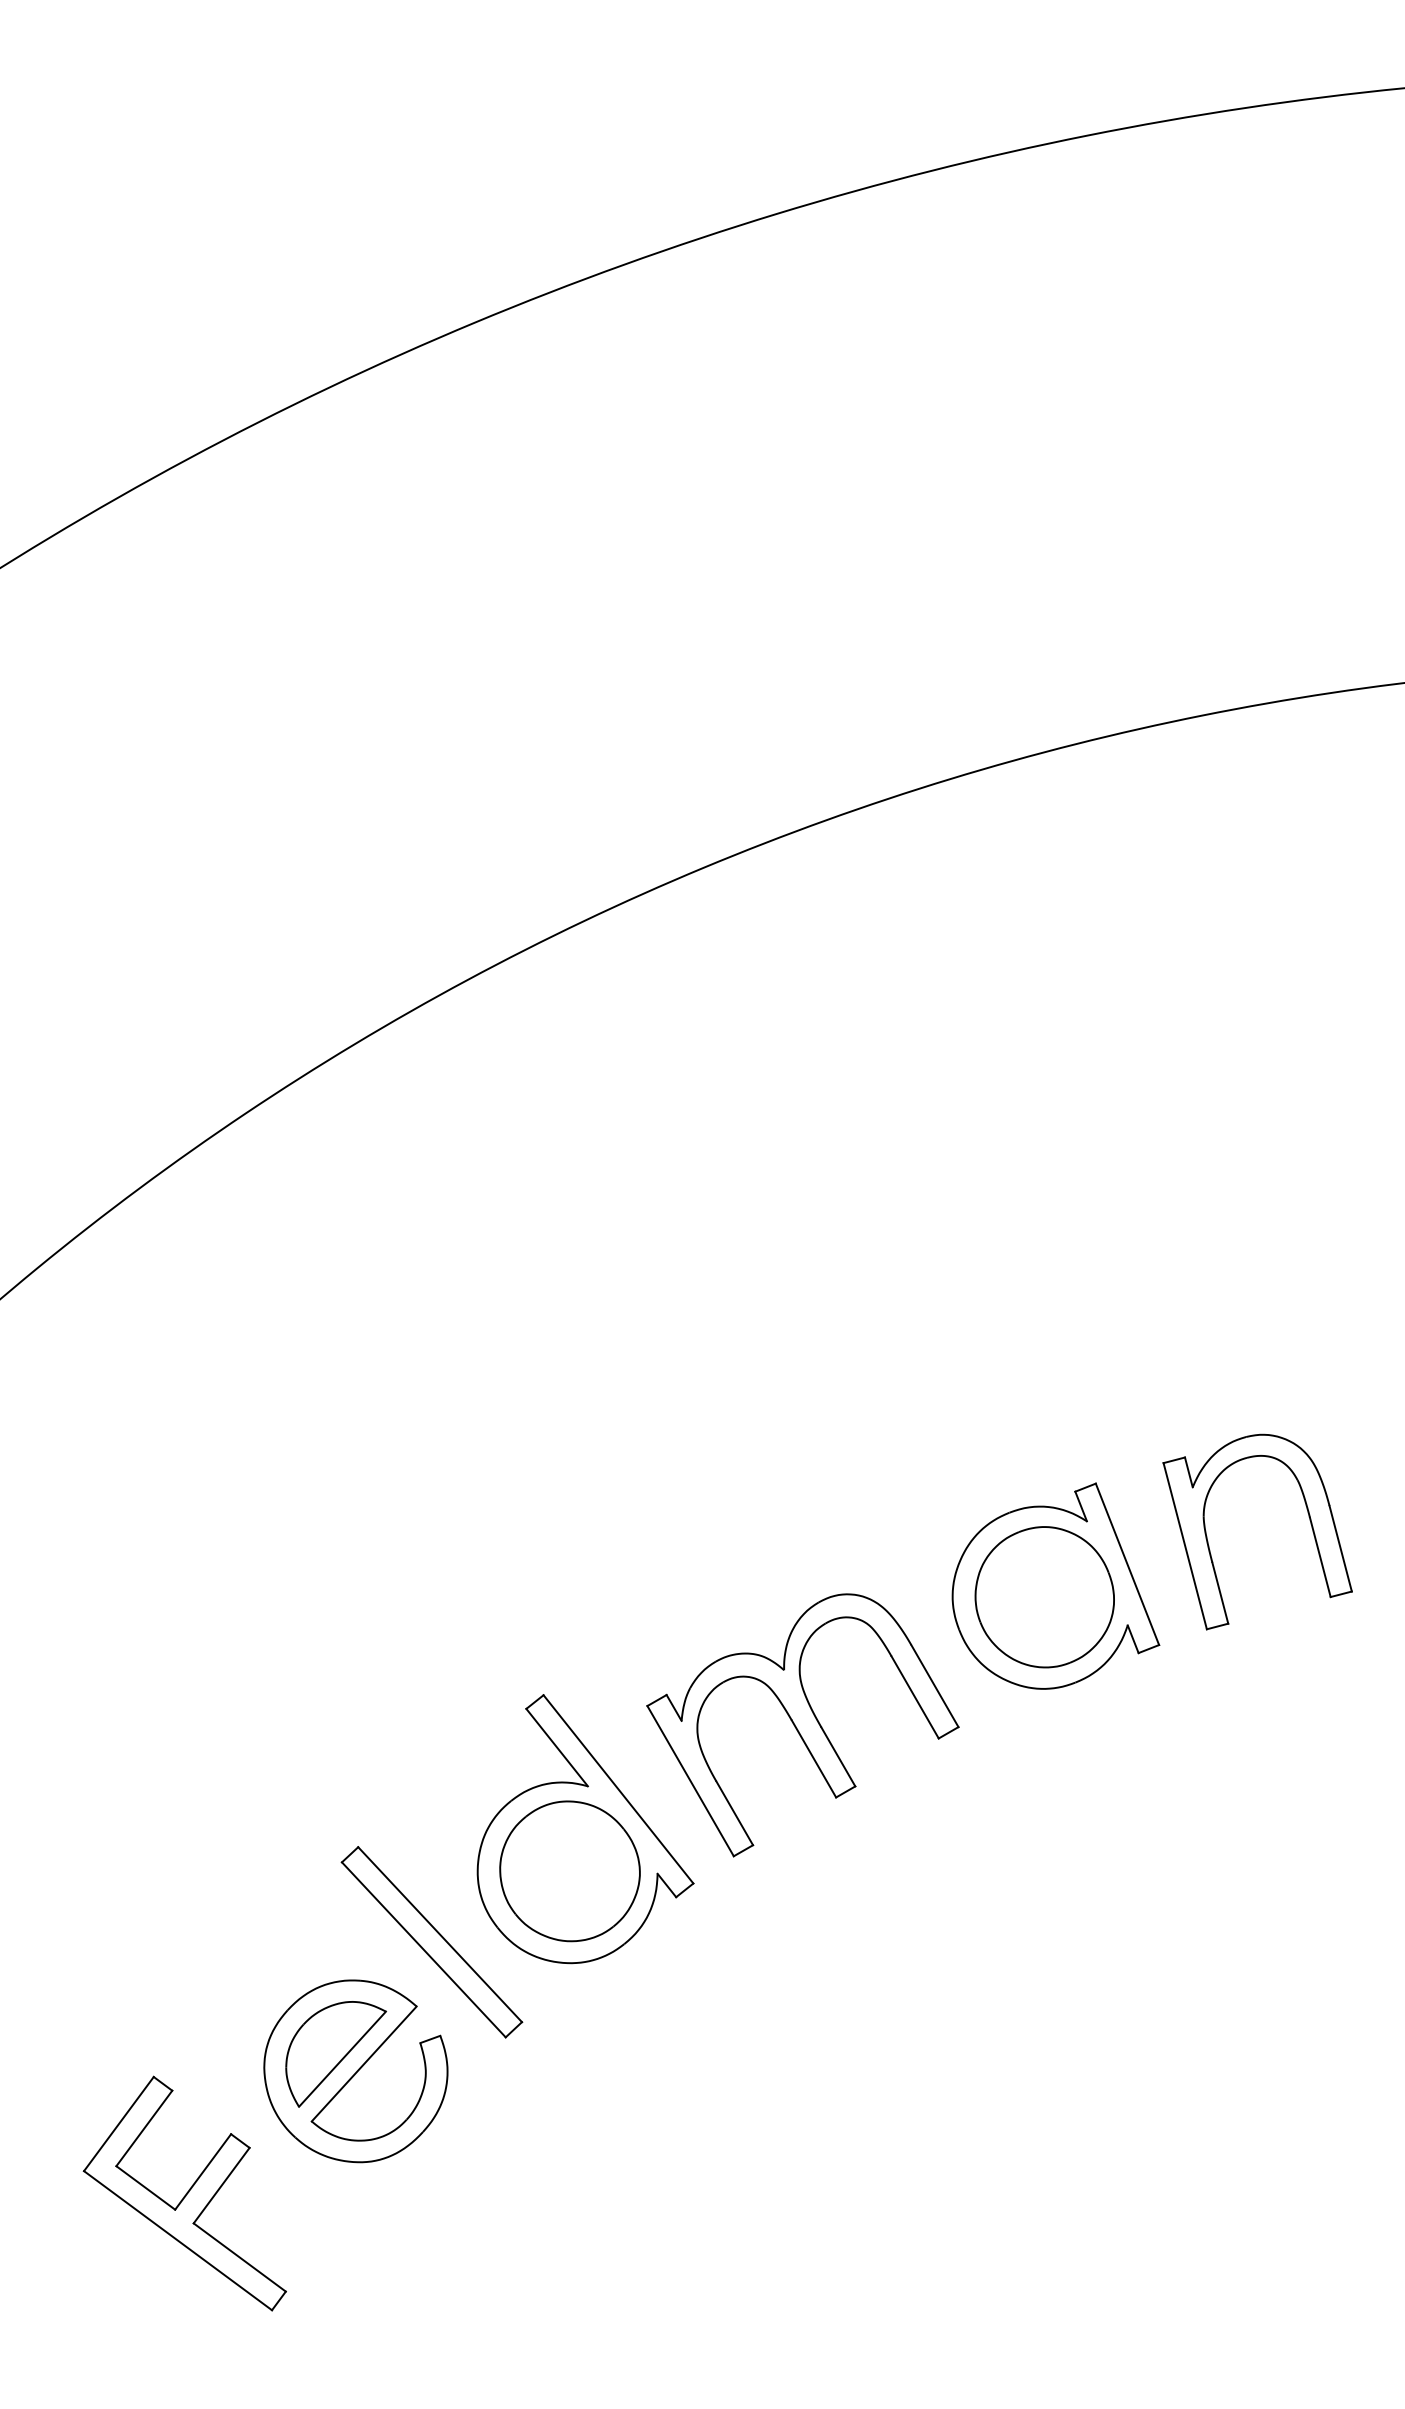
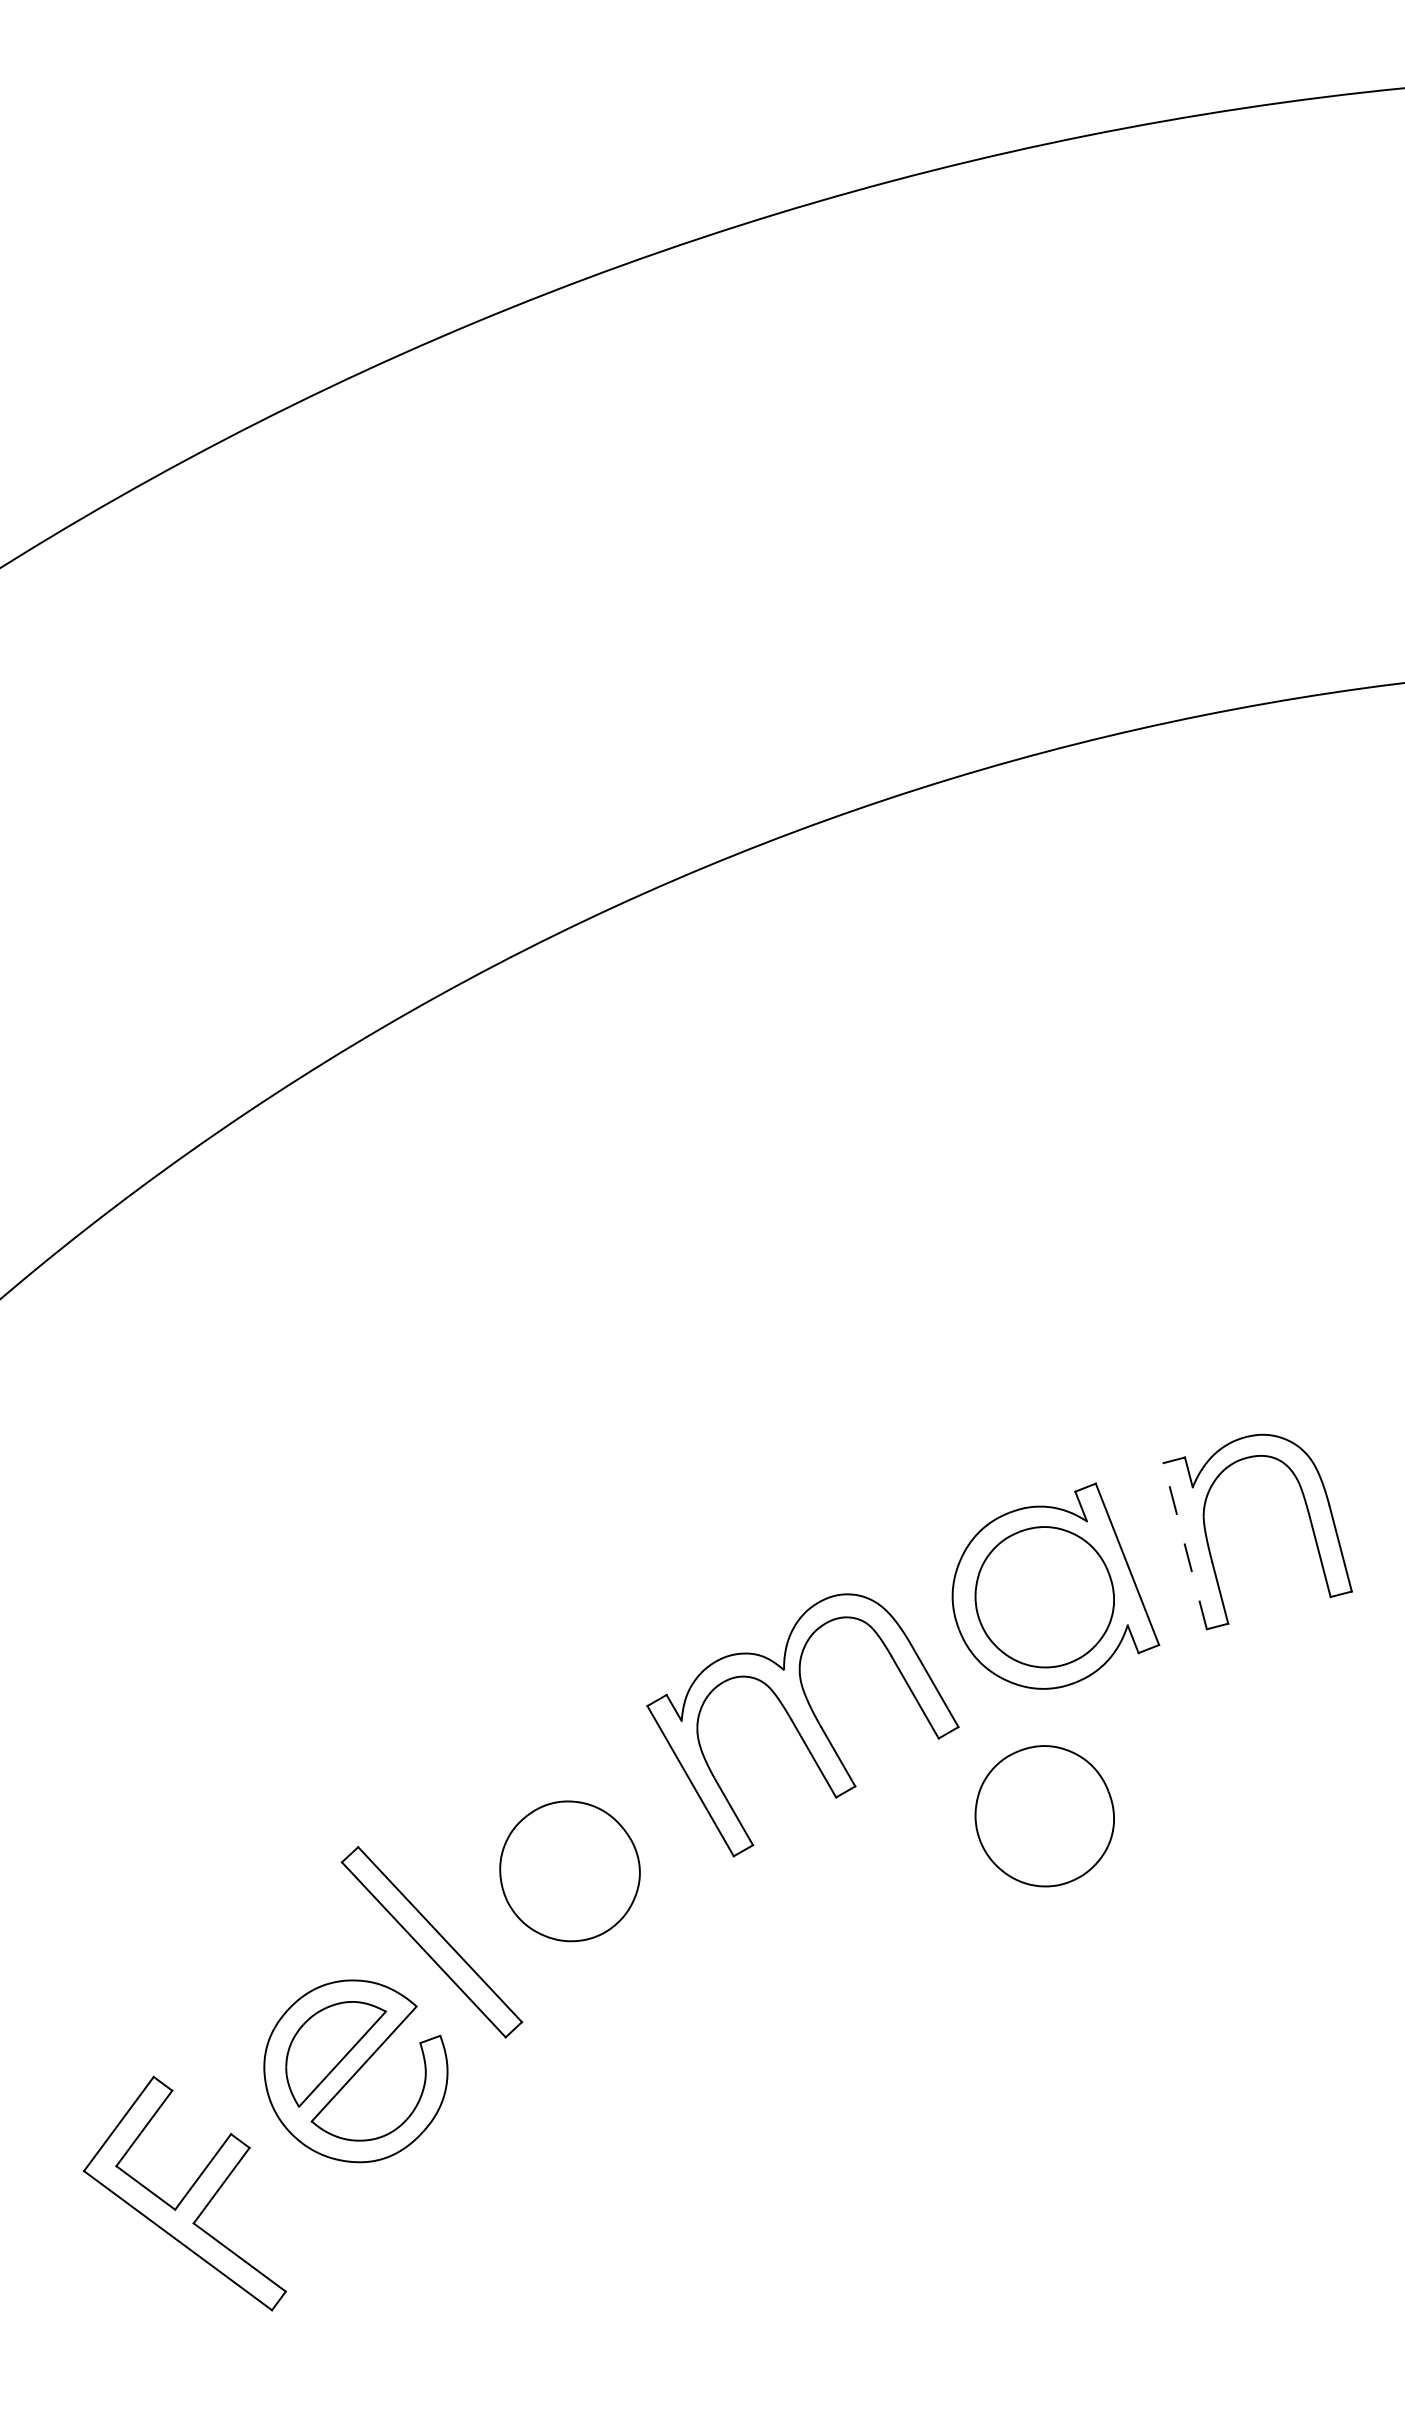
line: solid -> dashed (1185, 1546)
part: none -> present (1044, 1816)
part: present -> none (585, 1829)
